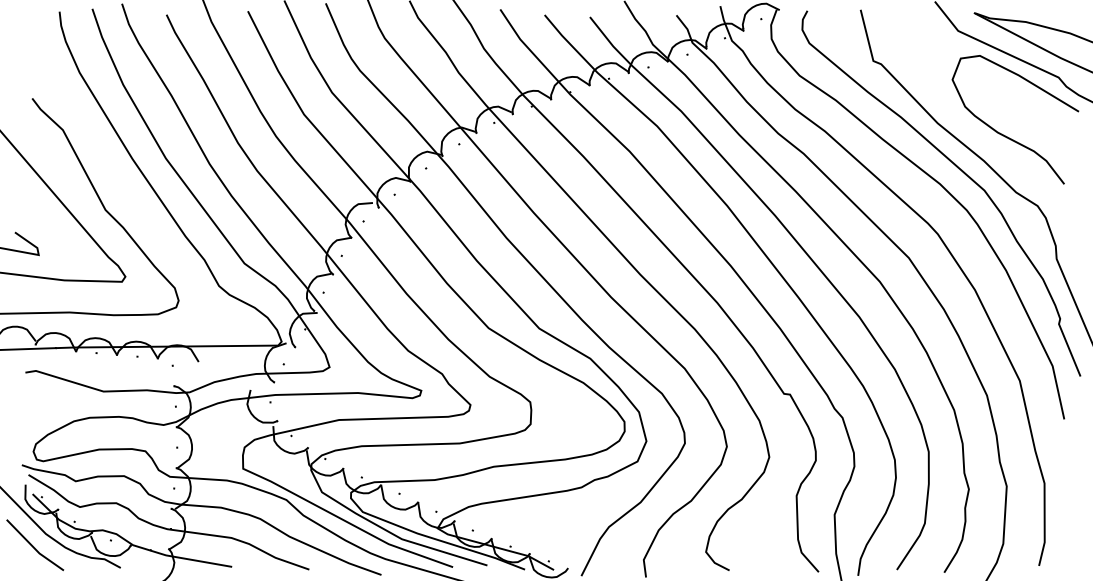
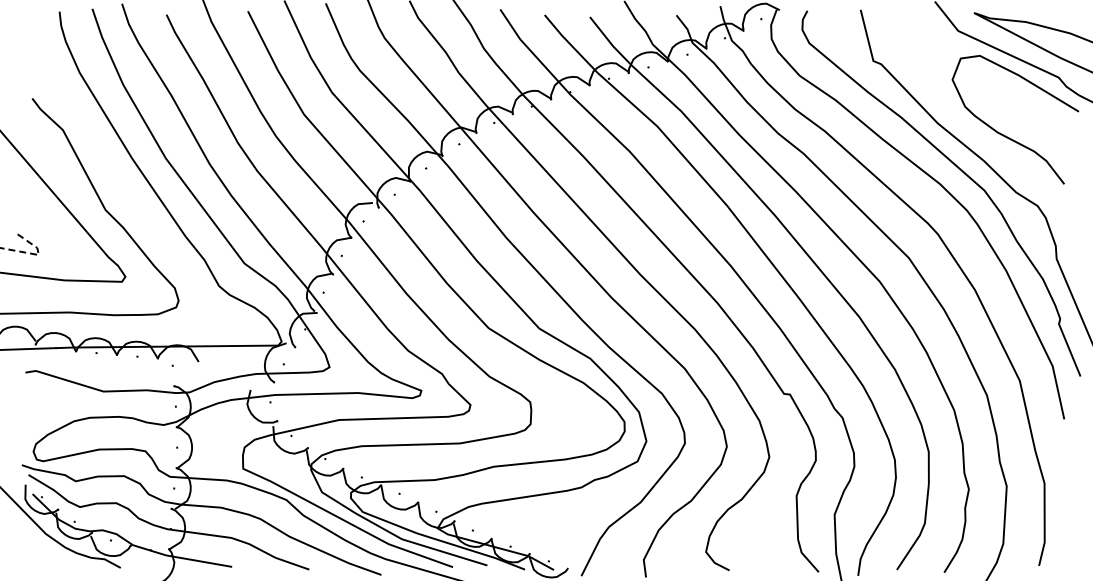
line: solid -> dashed (38, 255)
line: present -> none (34, 546)
